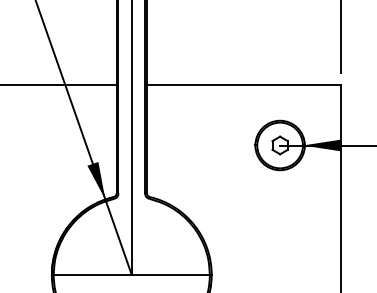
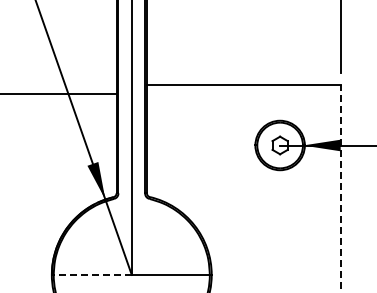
line position: (59, 84) -> (59, 93) (59, 93)
line: solid -> dashed (341, 188)
line: solid -> dashed (92, 274)
